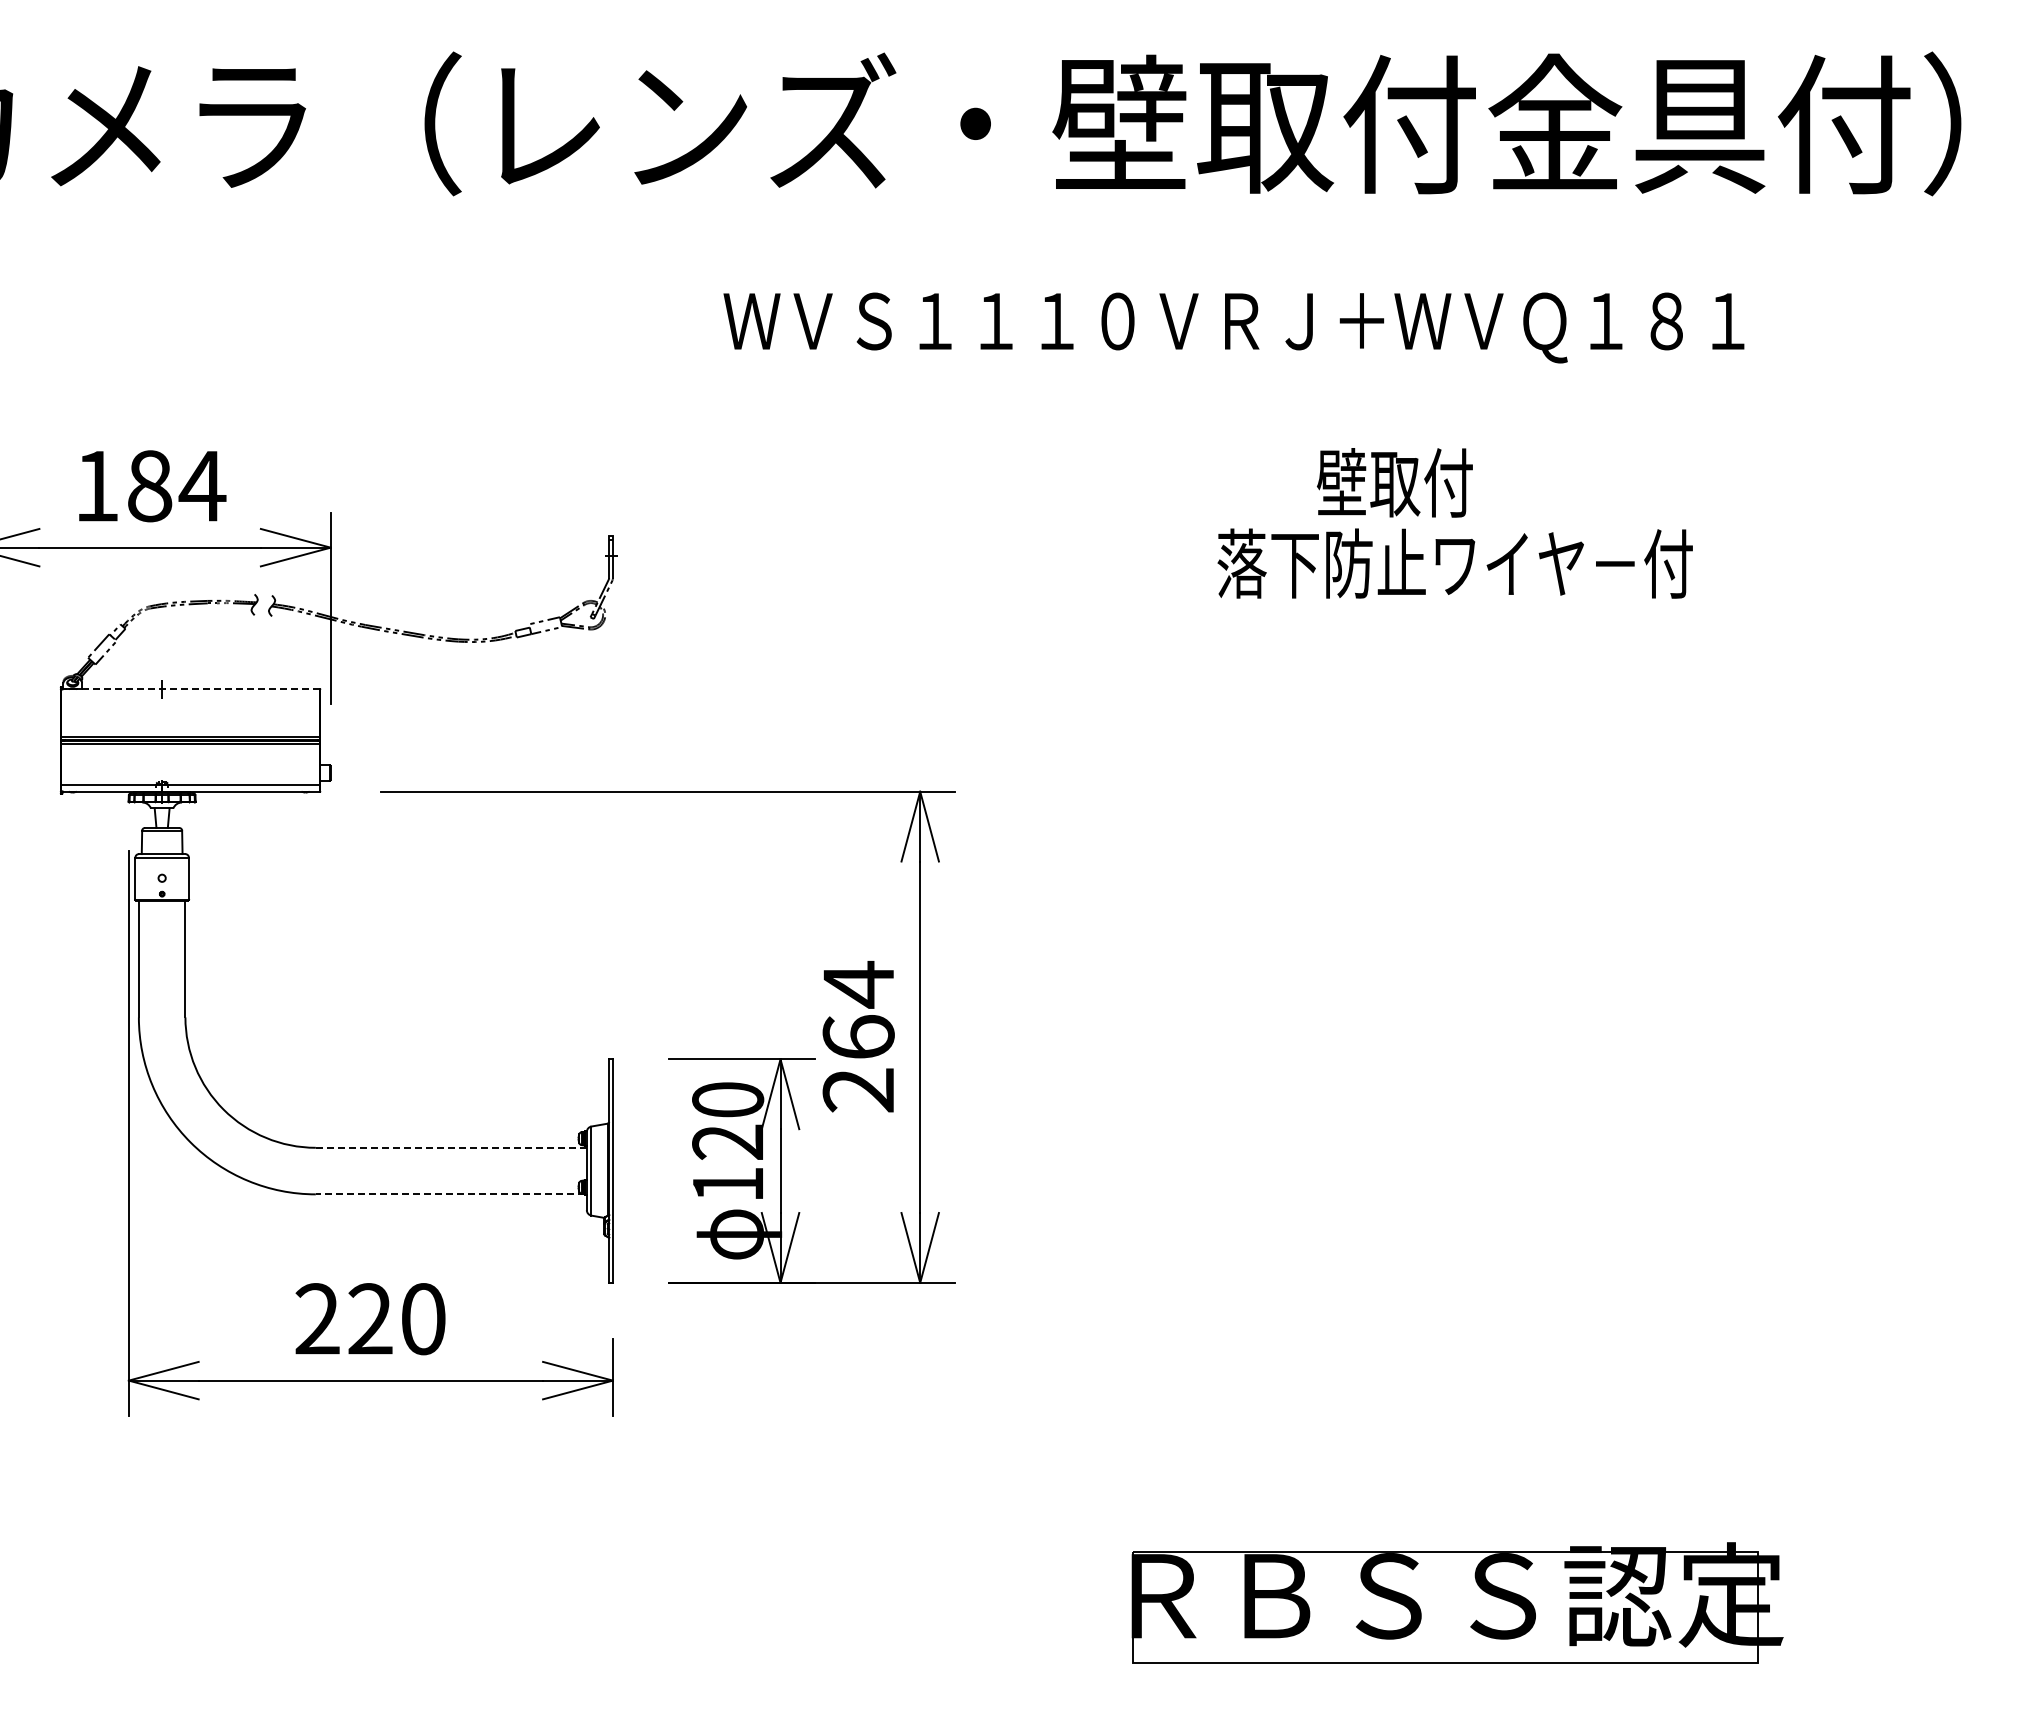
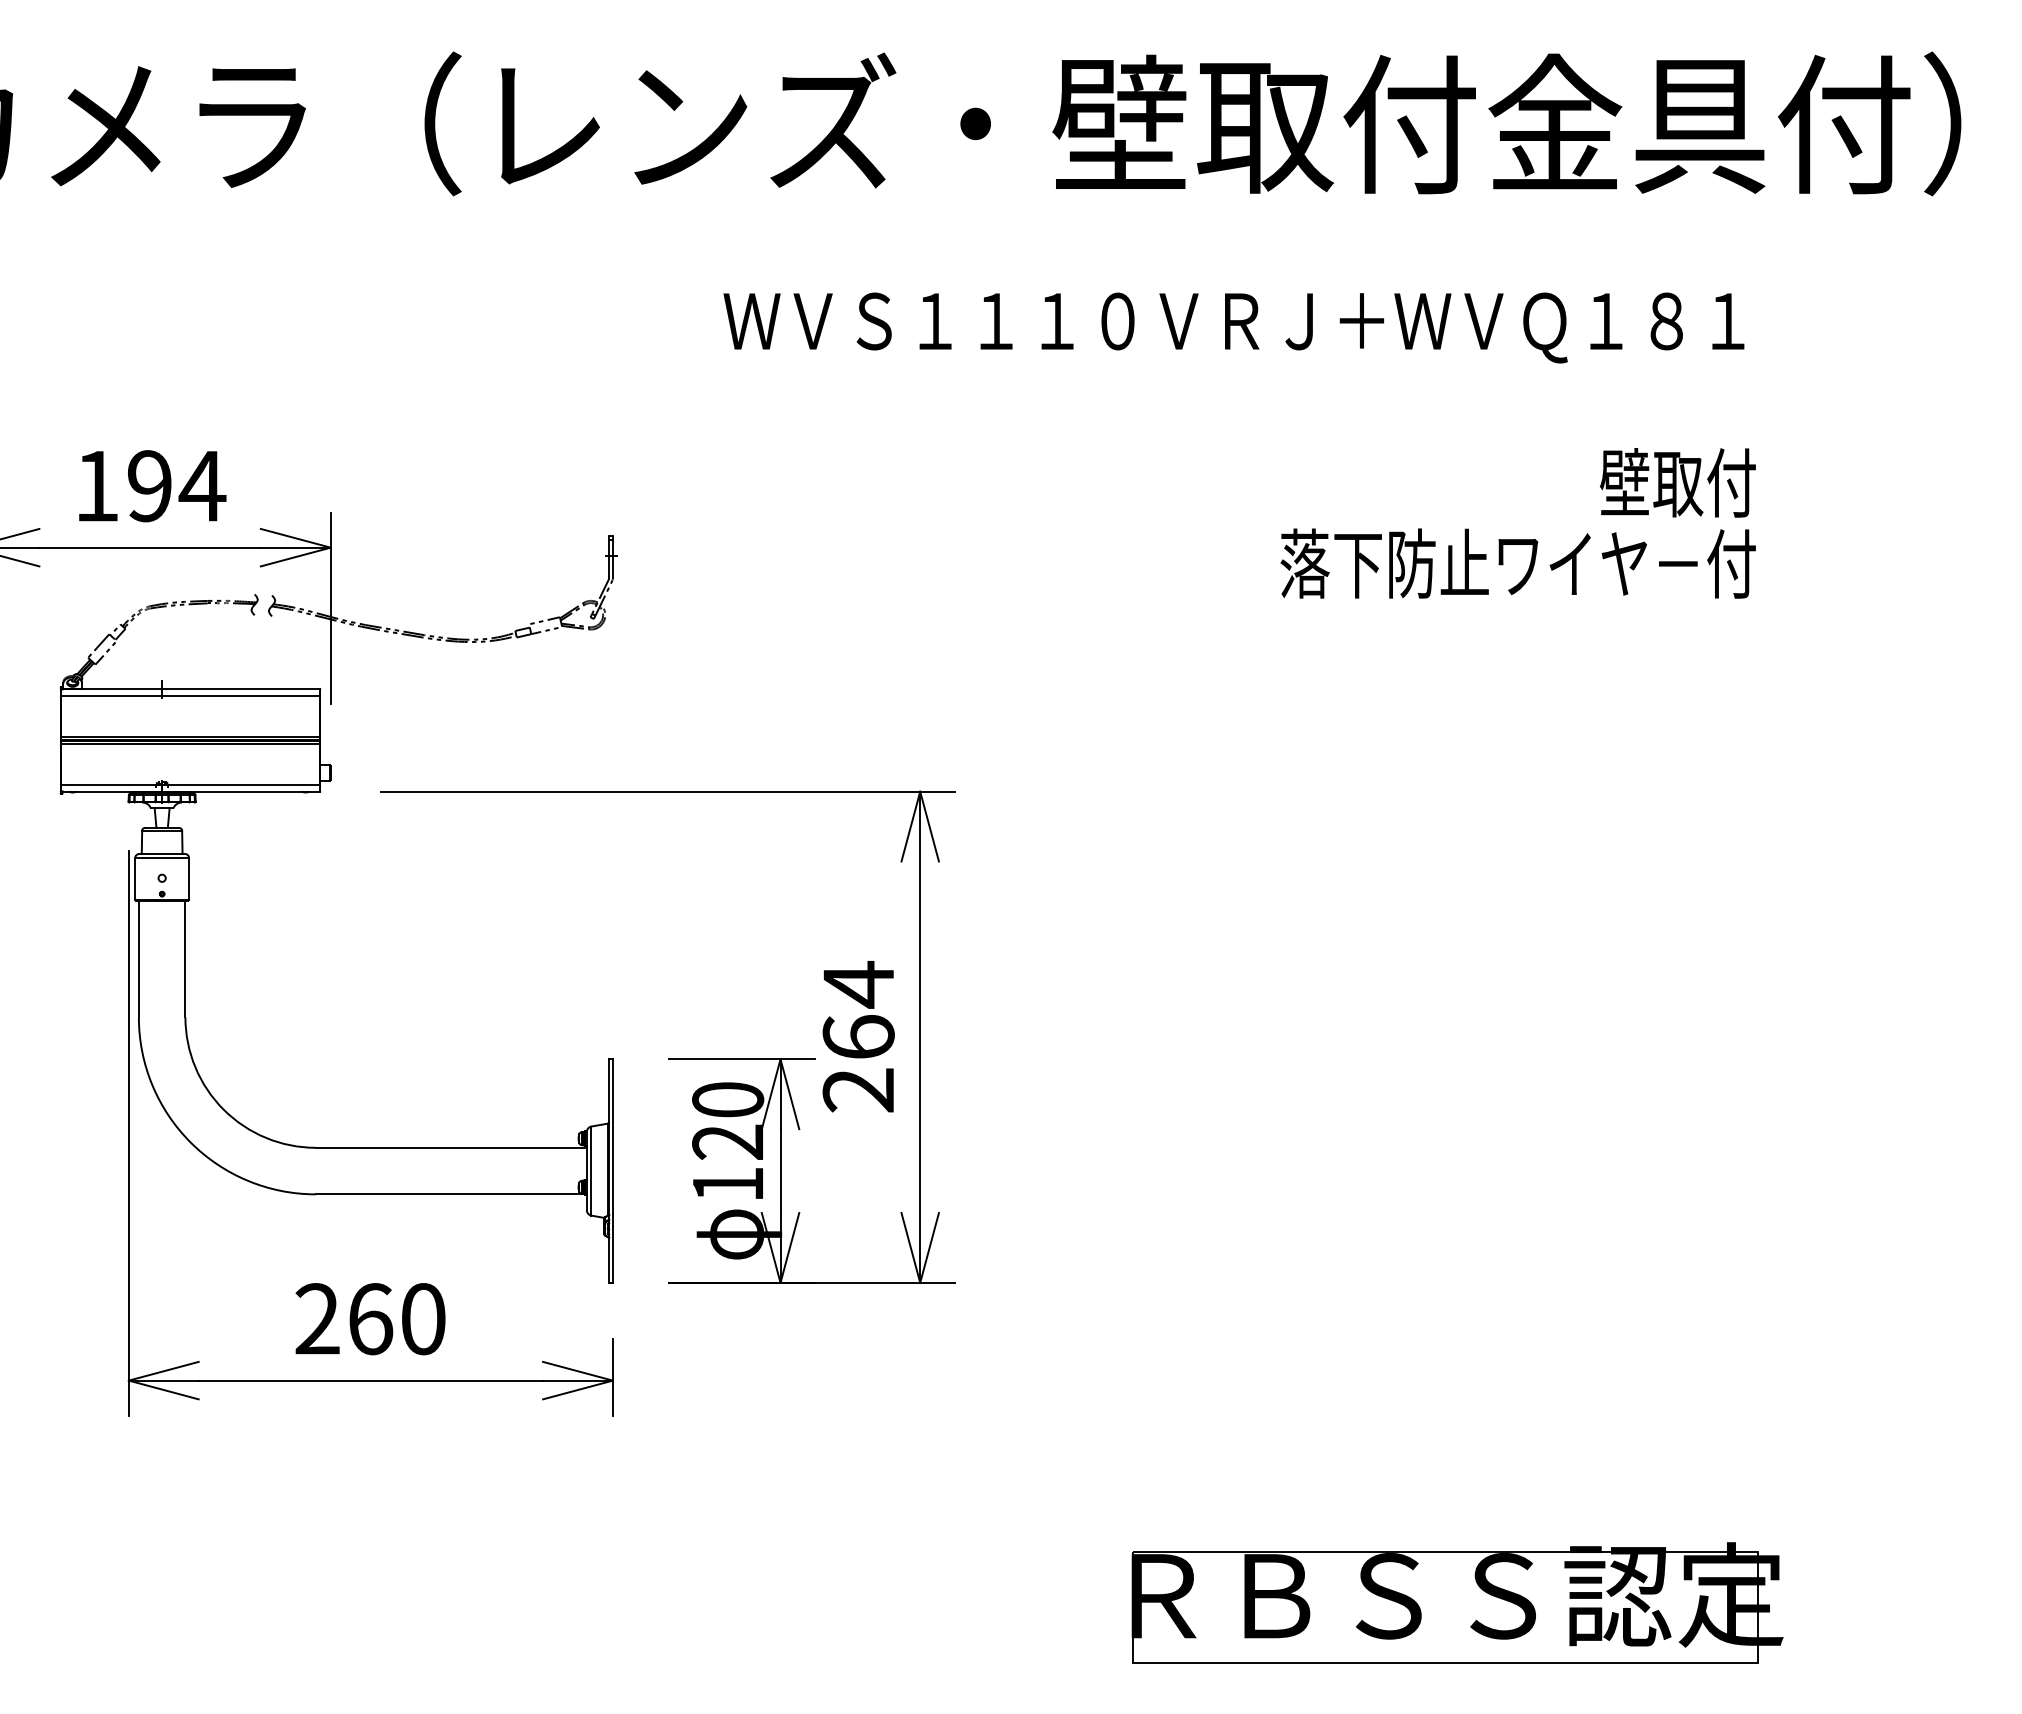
text position: (1394, 482) -> (1677, 482) (1677, 482)
text: 184 -> 194 (150, 486)
text position: (1454, 563) -> (1517, 563) (1517, 563)
line: dashed -> solid (190, 689)
line: none -> present (190, 695)
line: dashed -> solid (451, 1147)
line: dashed -> solid (450, 1194)
text: 220 -> 260 (370, 1319)
